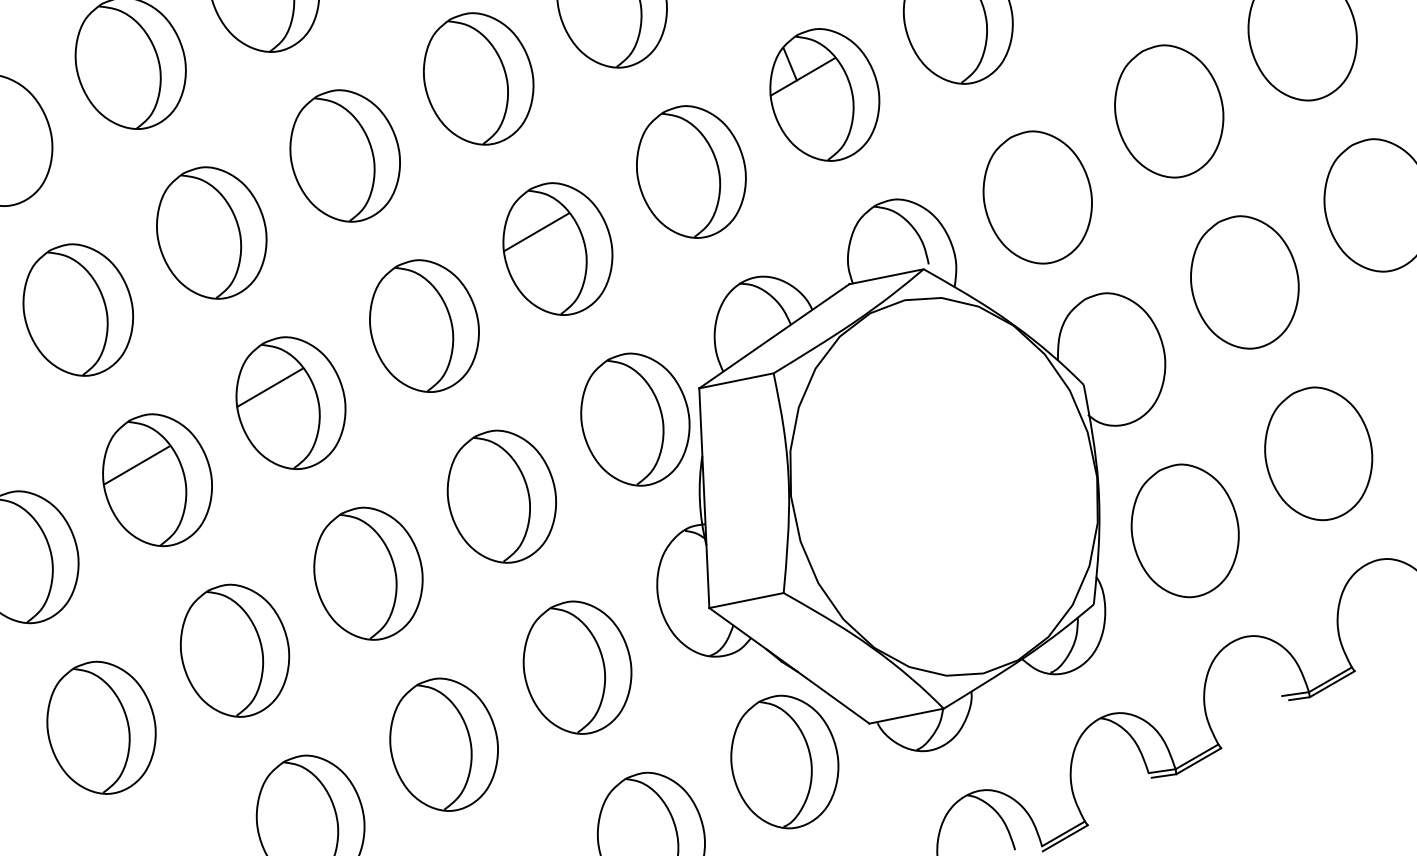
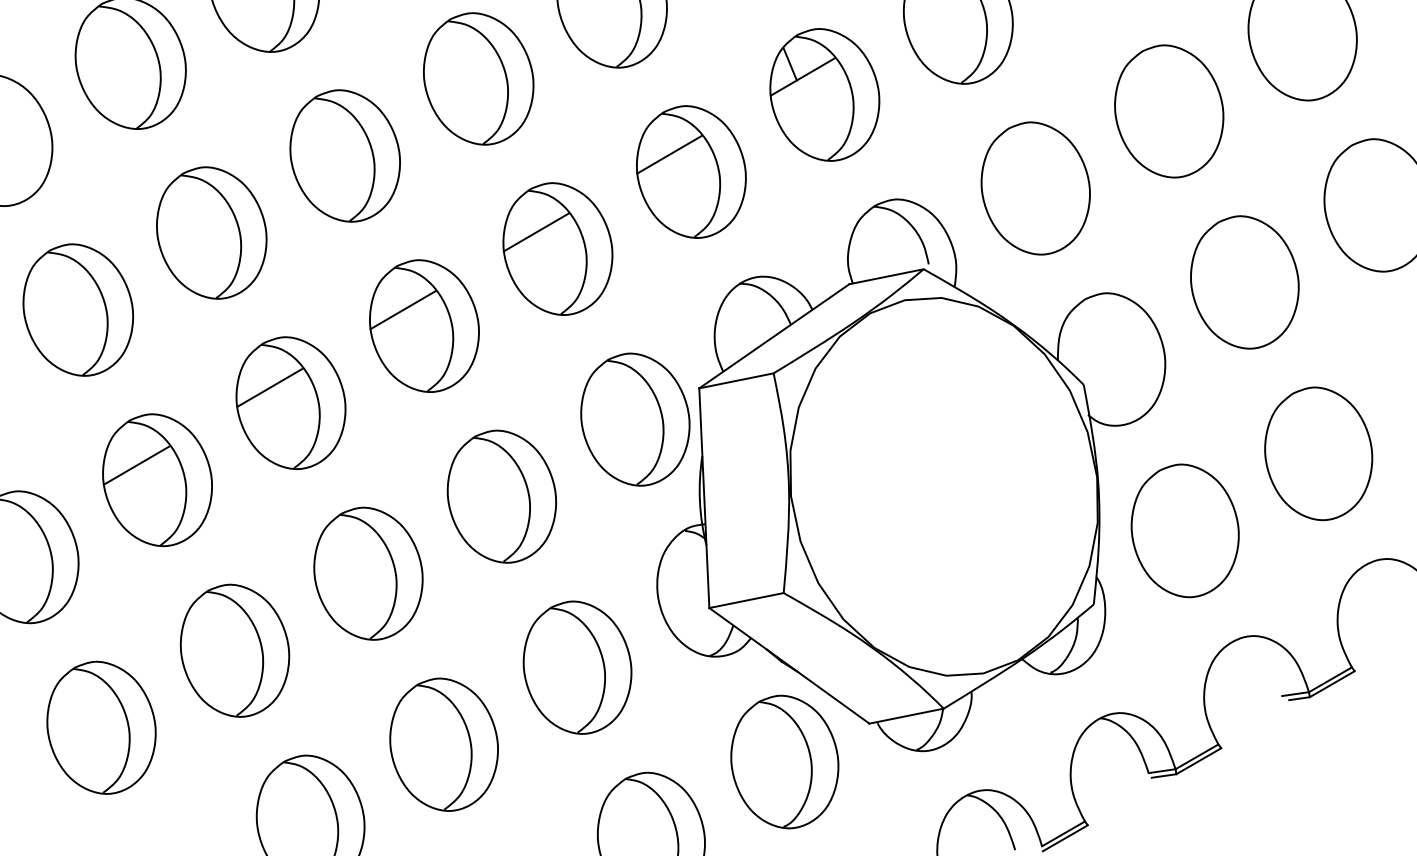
line: none -> present (669, 154)
part position: (1037, 197) -> (1035, 188) (1035, 188)
line: none -> present (402, 310)
